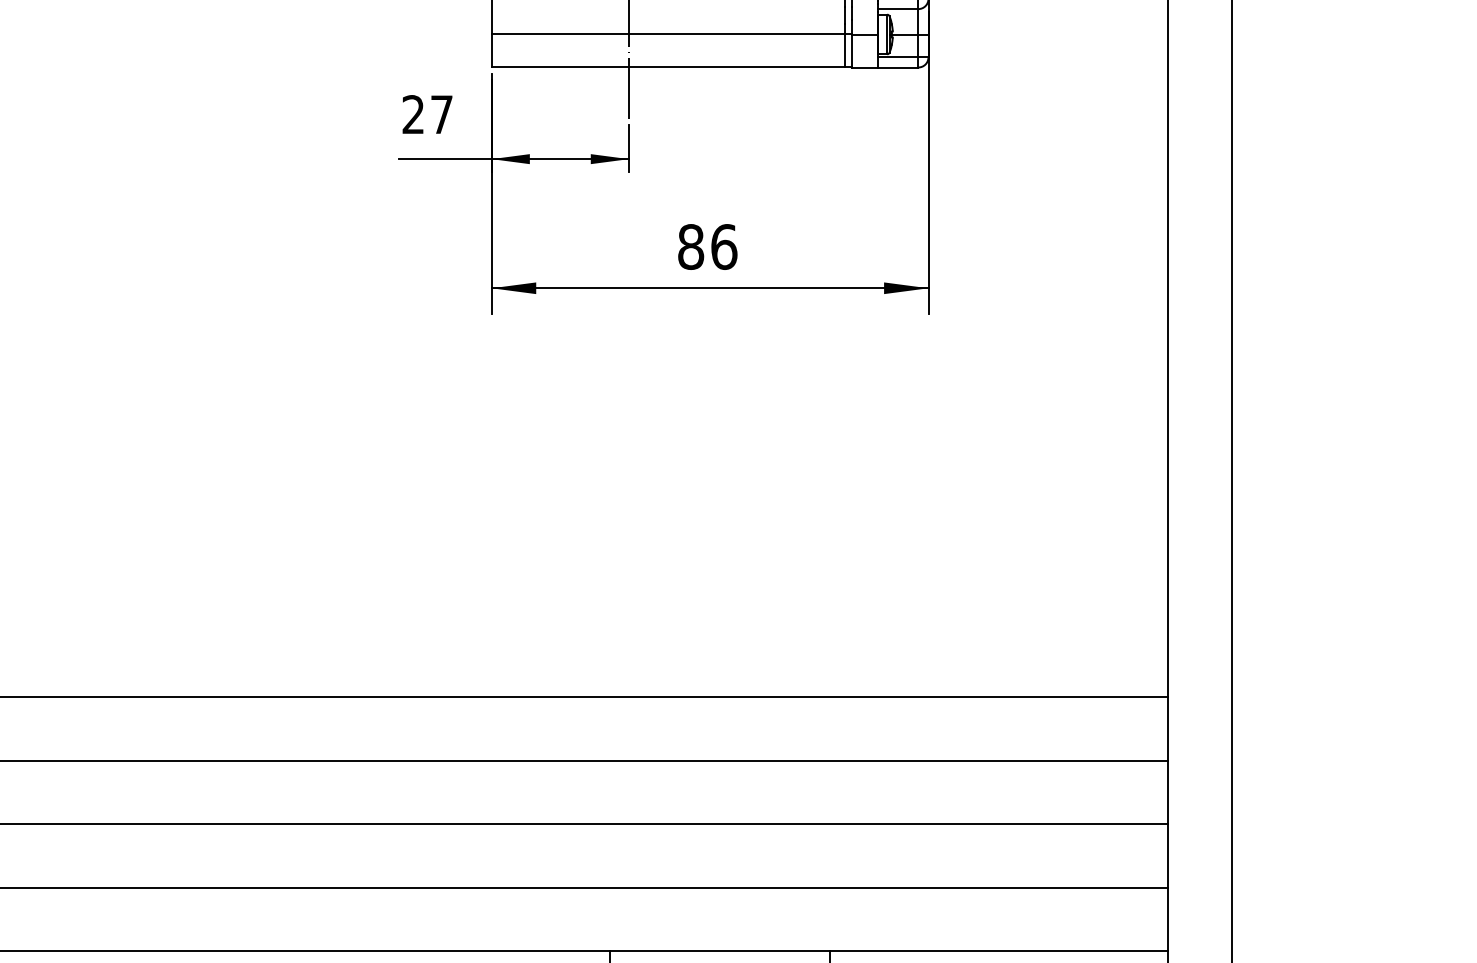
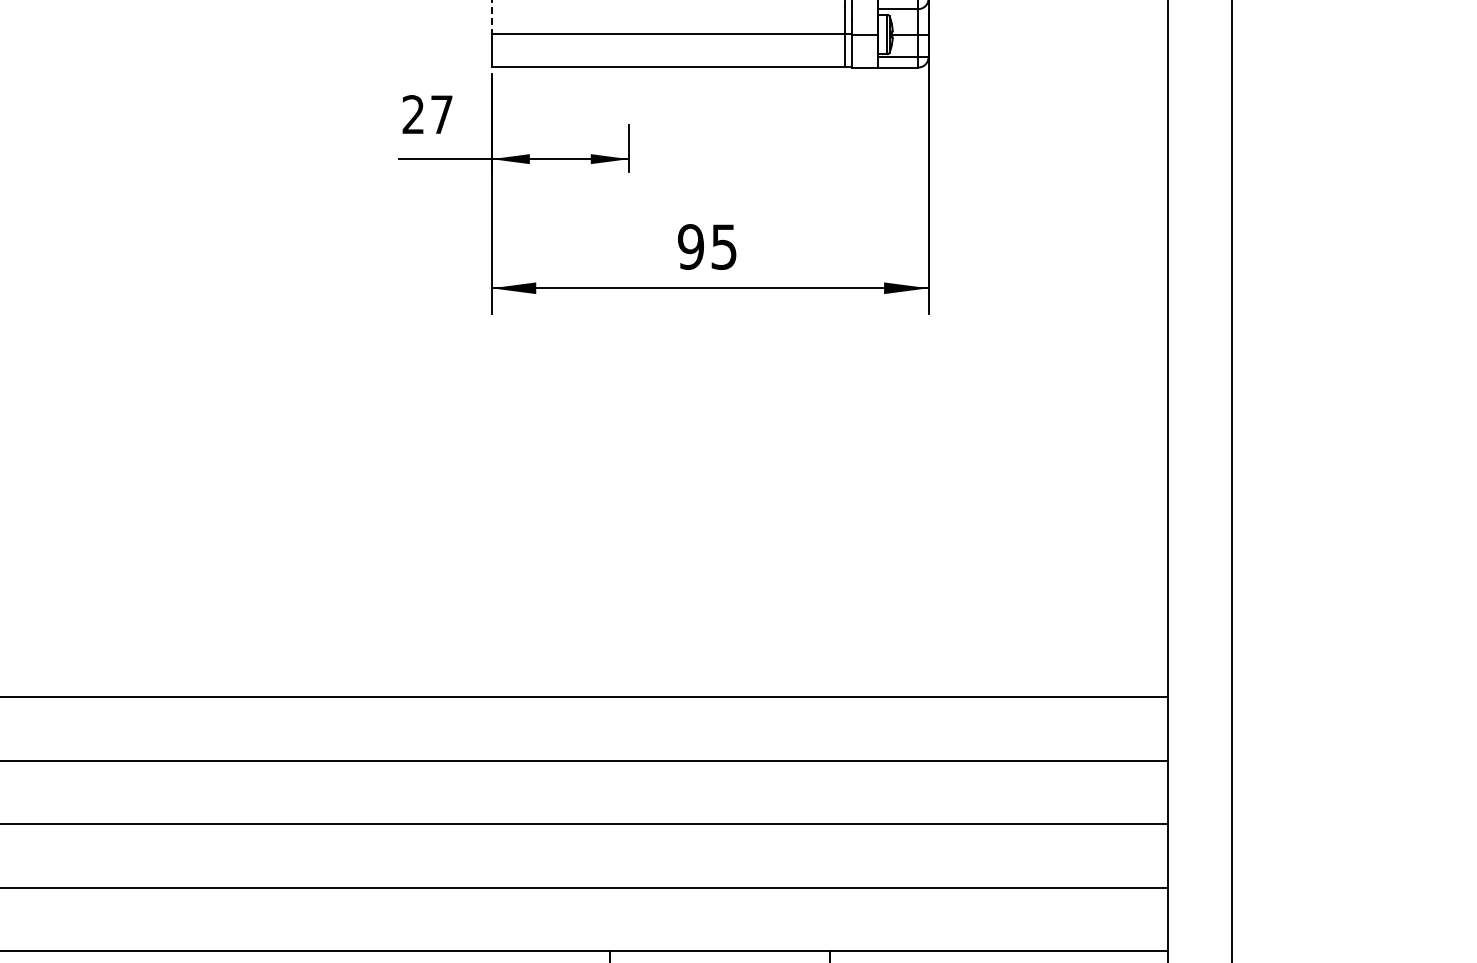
line: solid -> dashed (491, 17)
line: present -> none (628, 60)
text: 86 -> 95 (707, 246)
